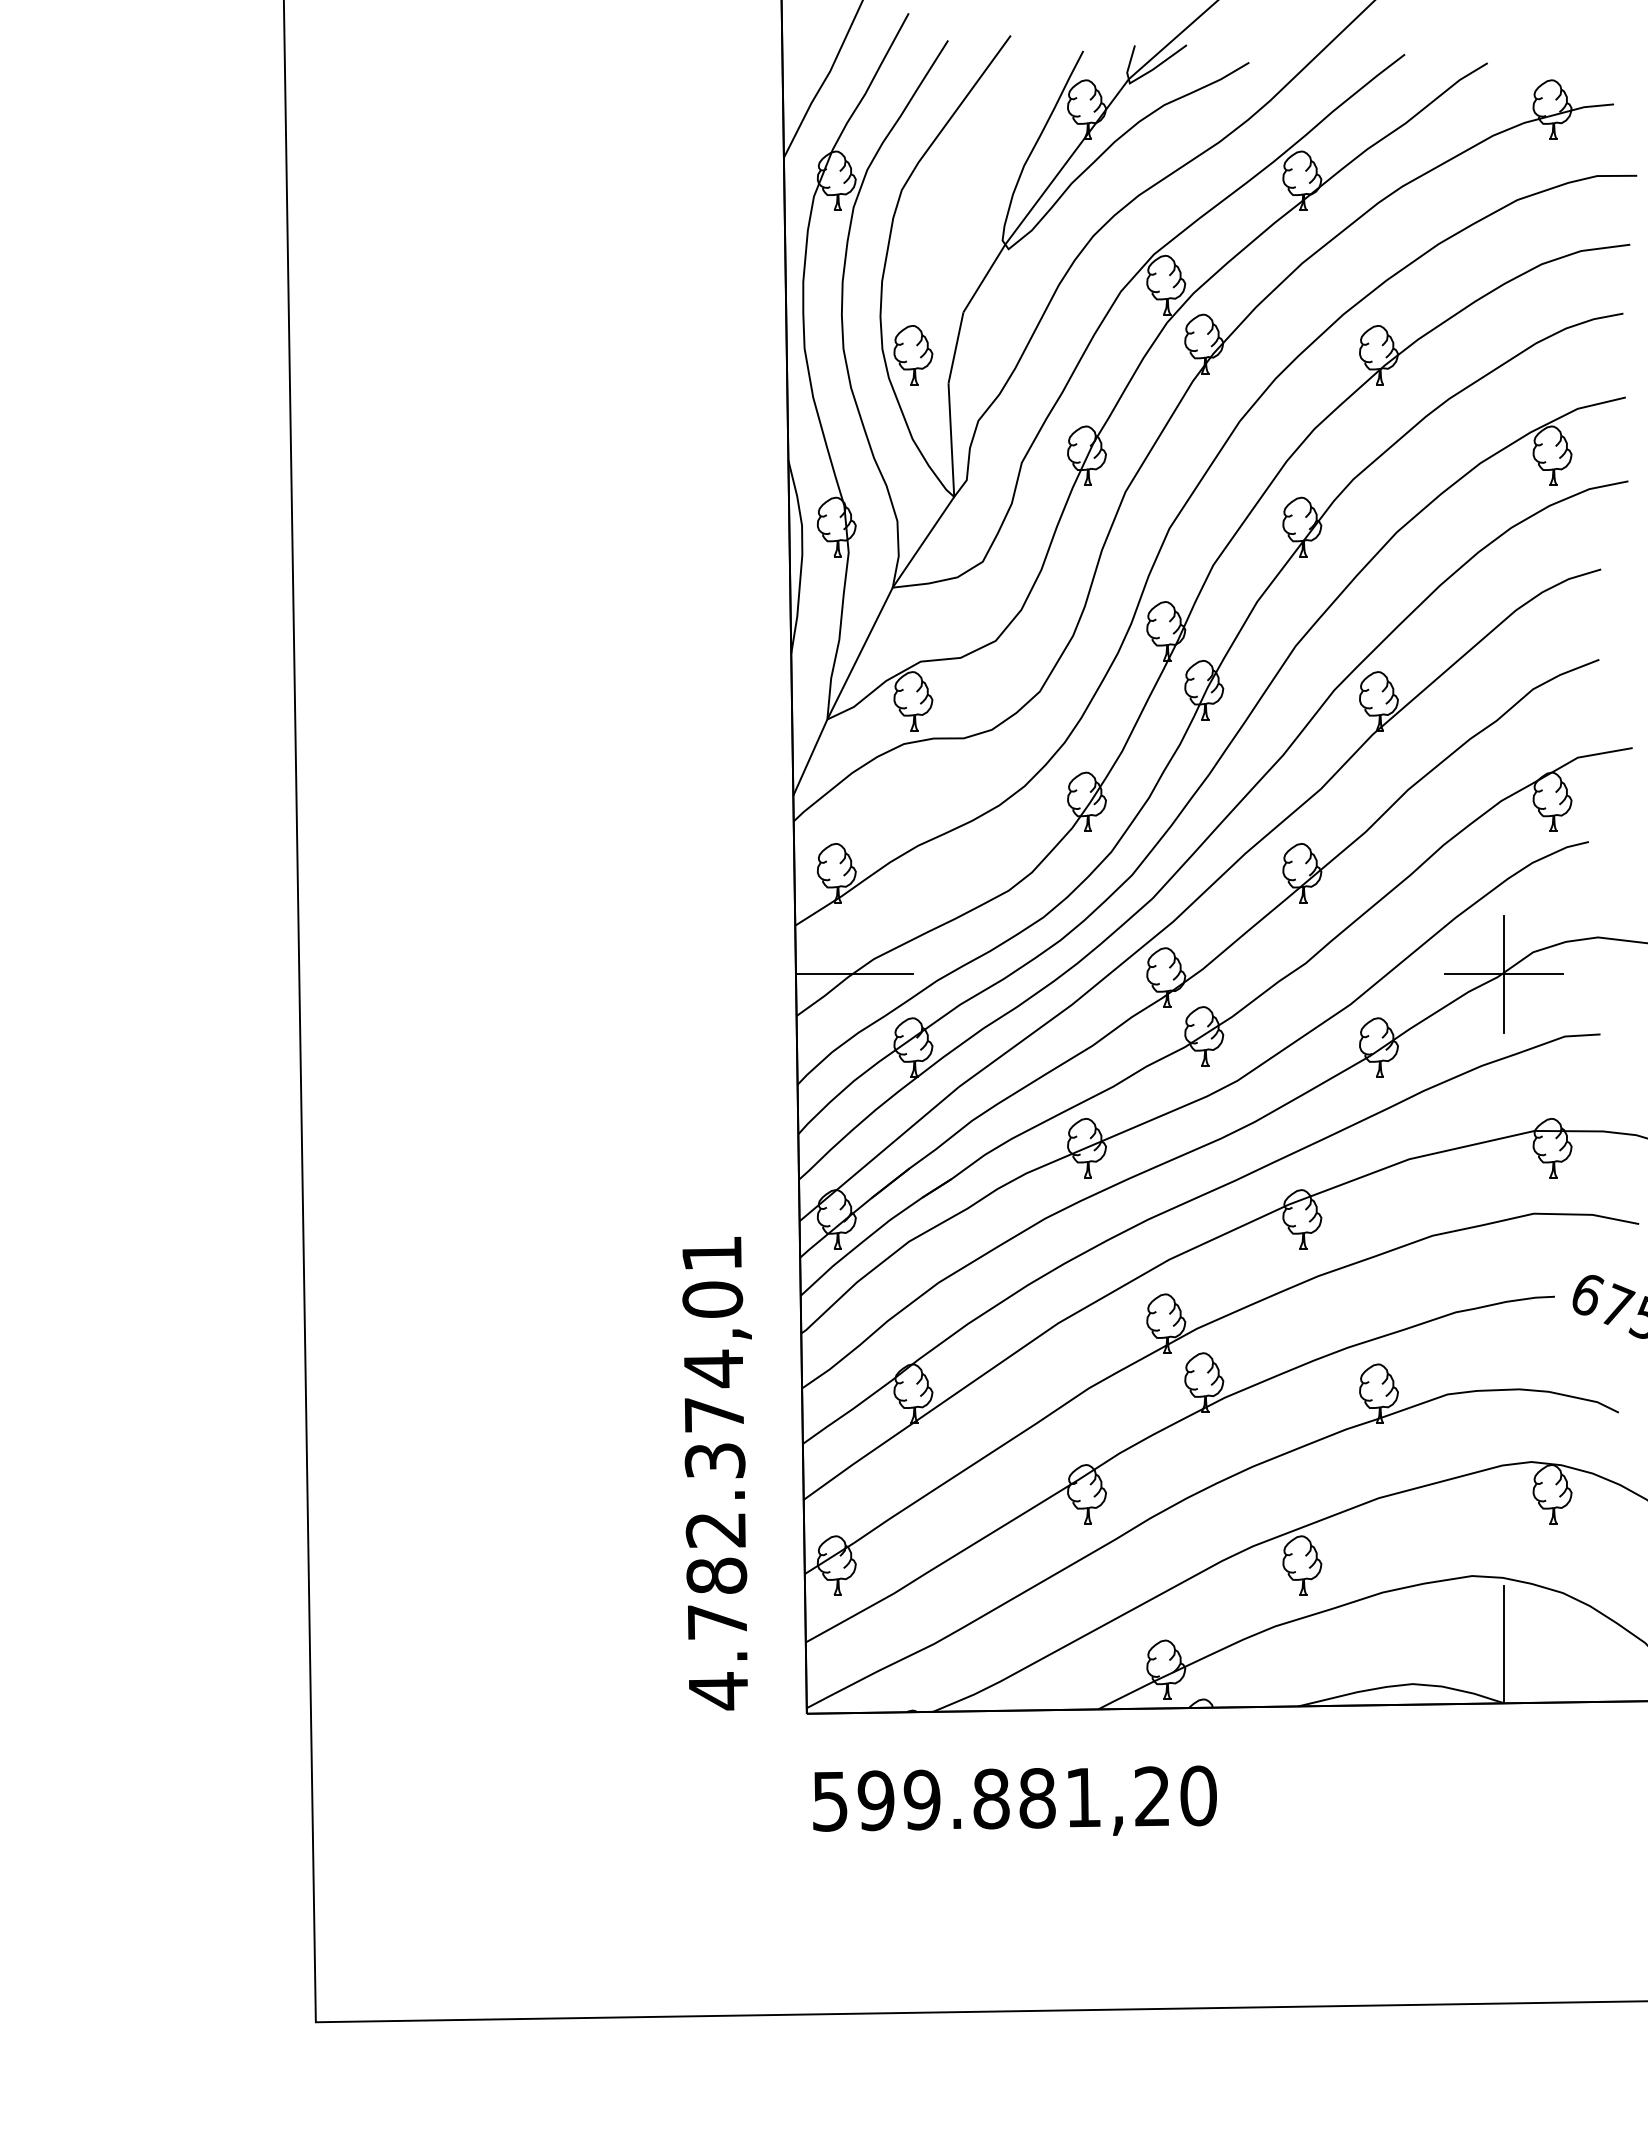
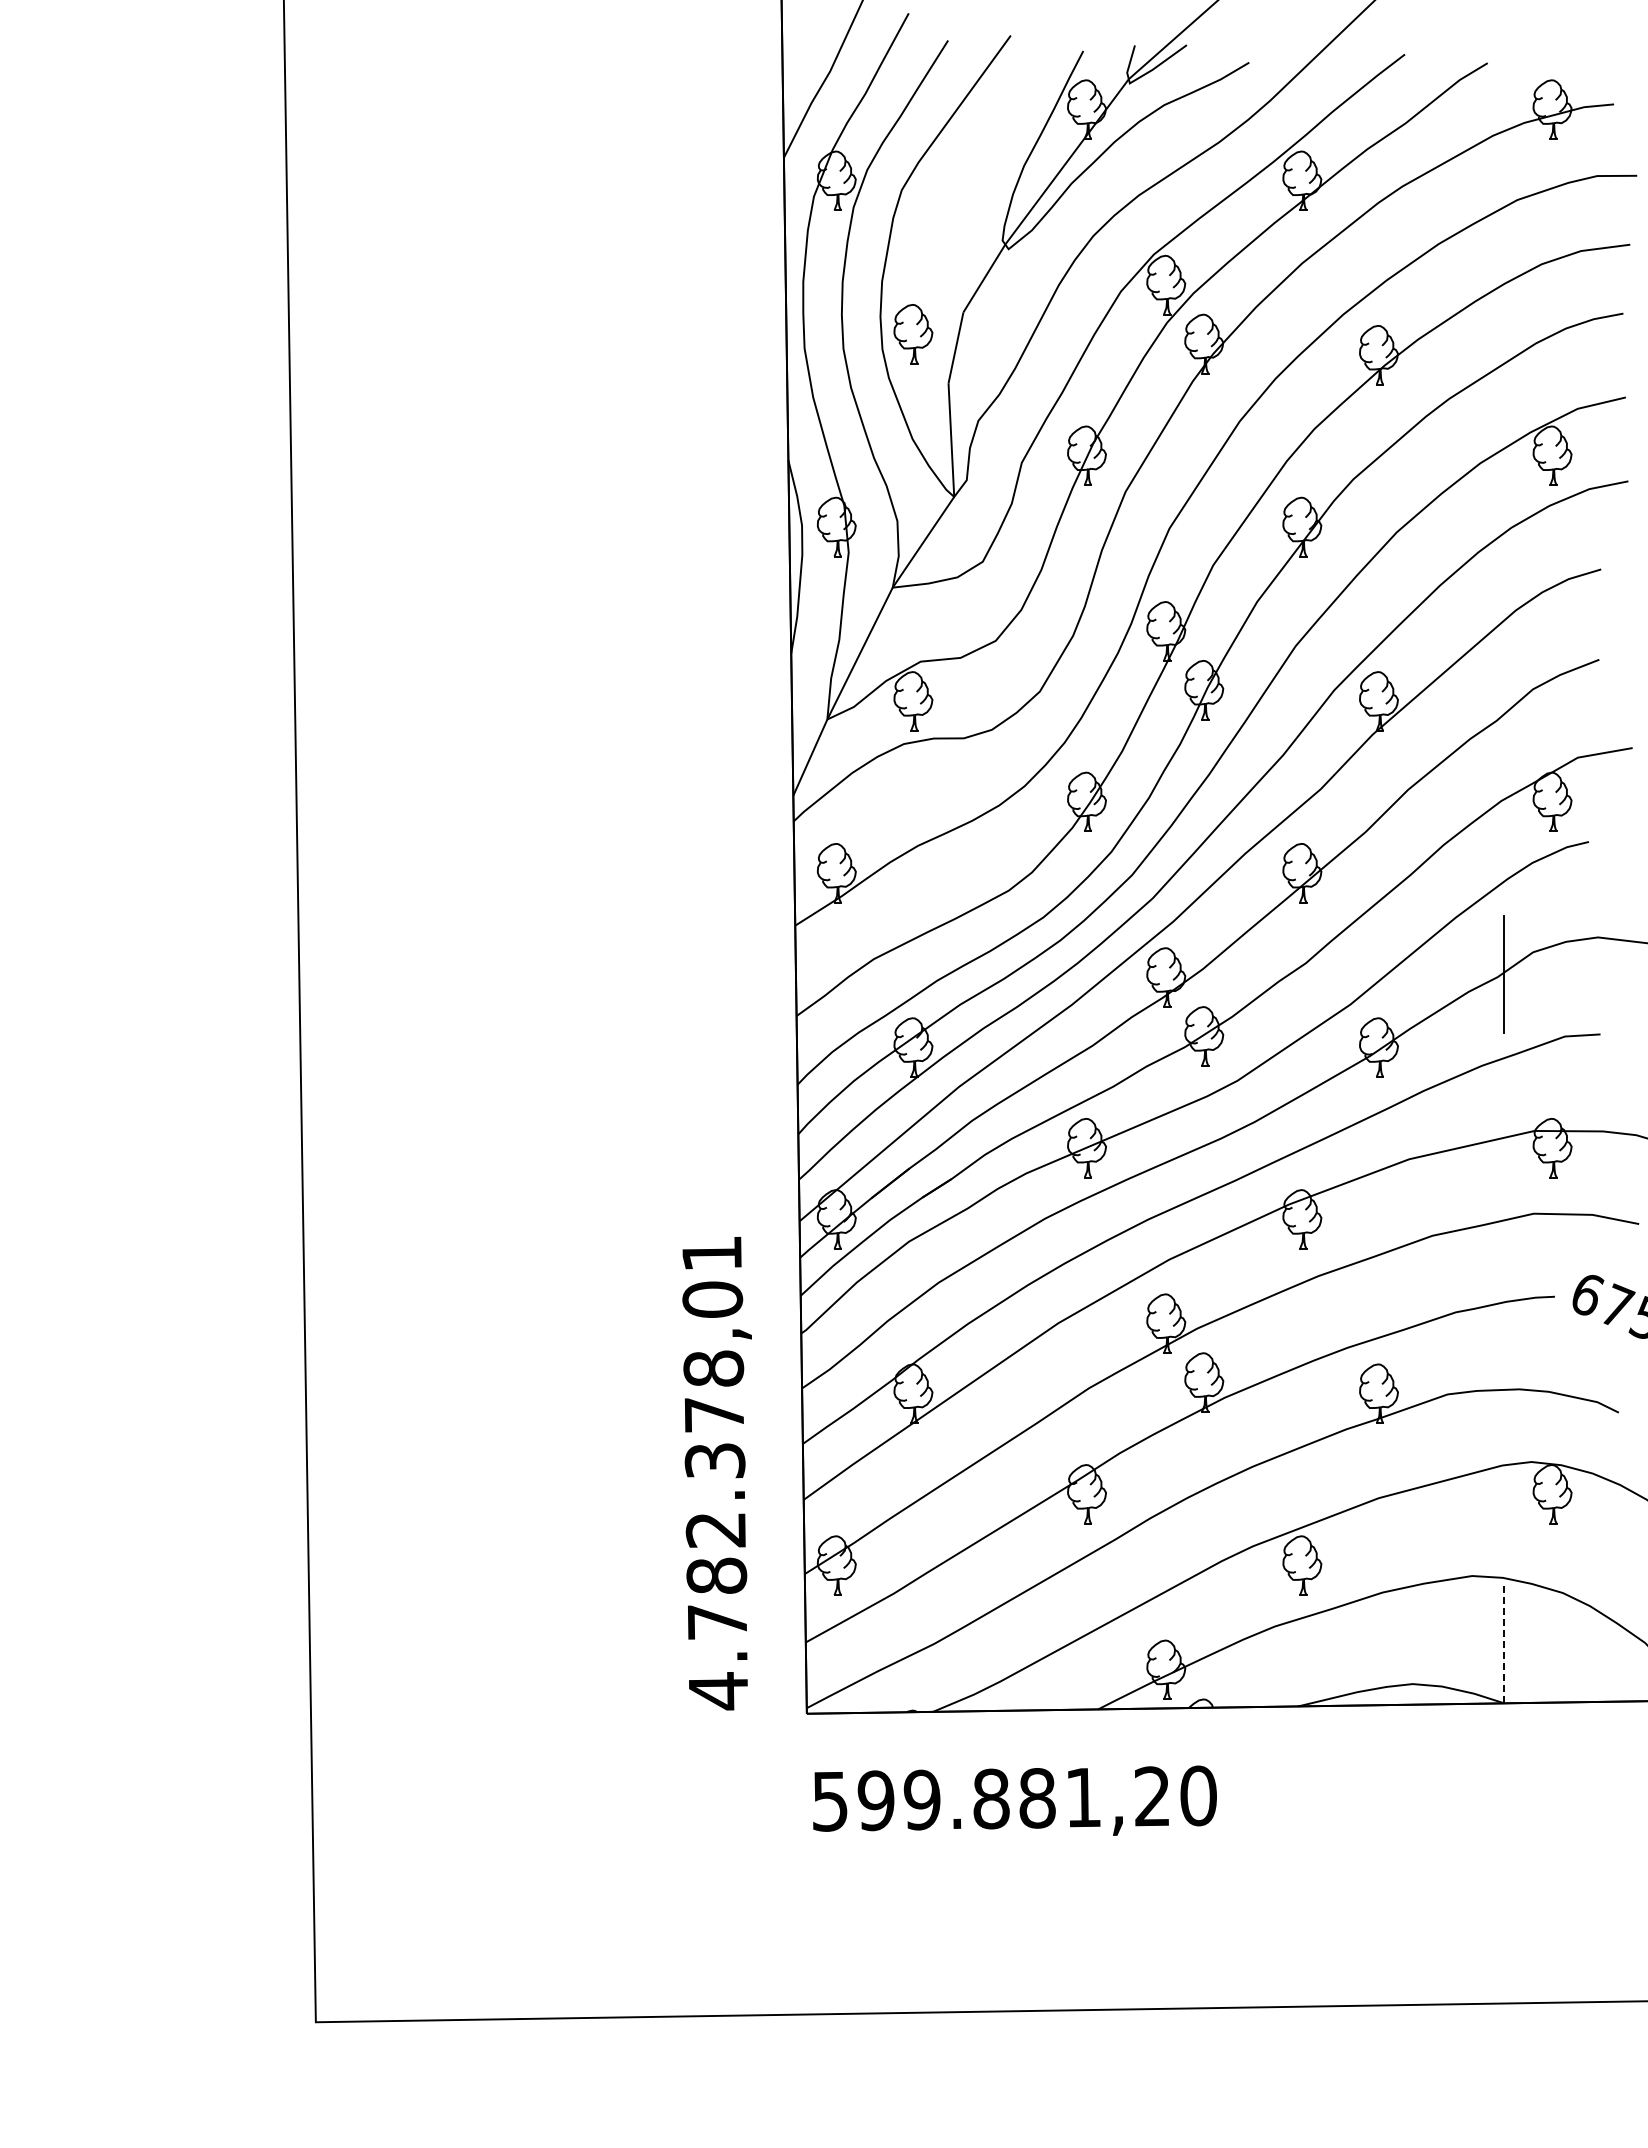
part position: (913, 355) -> (913, 334) (913, 334)
line: present -> none (854, 974)
line: present -> none (1503, 974)
text: 4.782.374,01 -> 4.782.378,01 (713, 1368)
line: solid -> dashed (1504, 1644)
